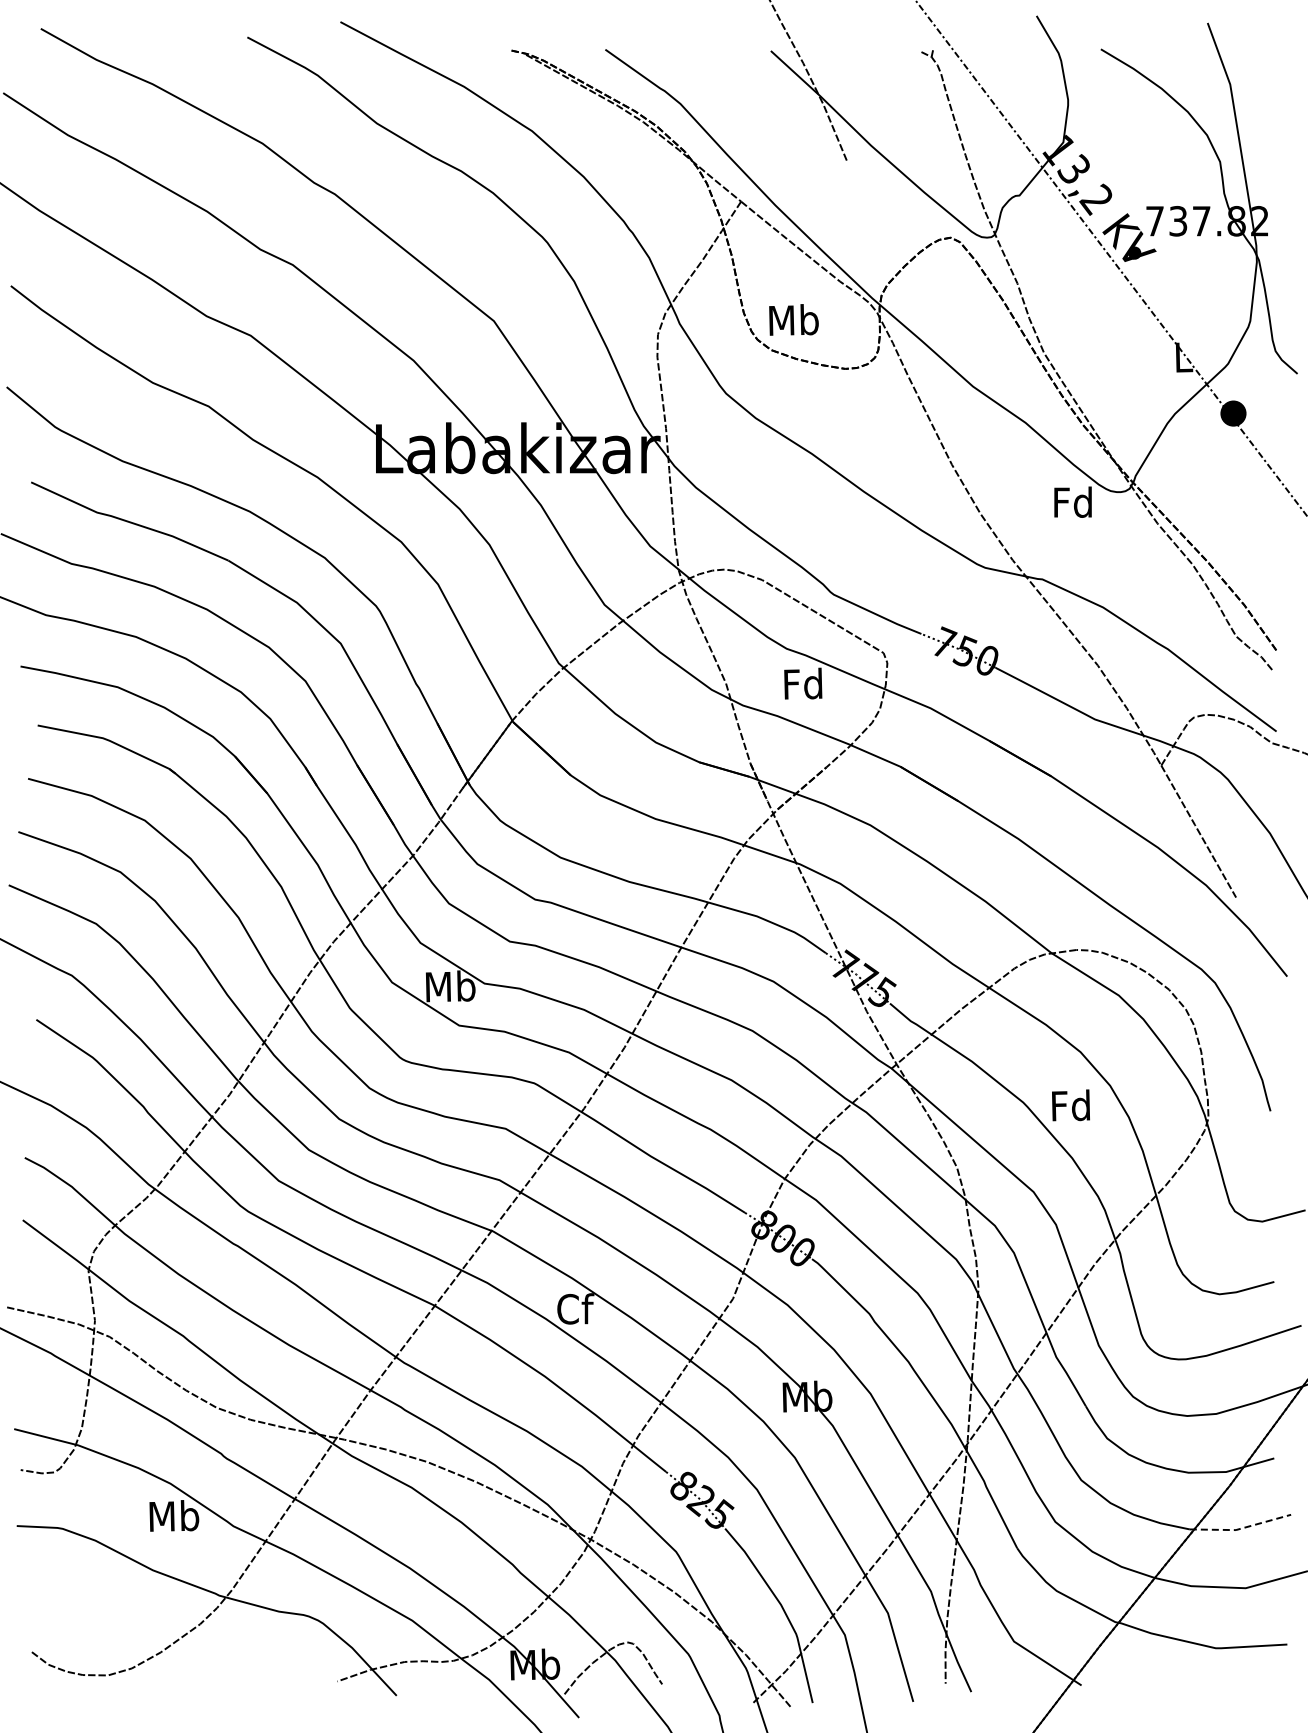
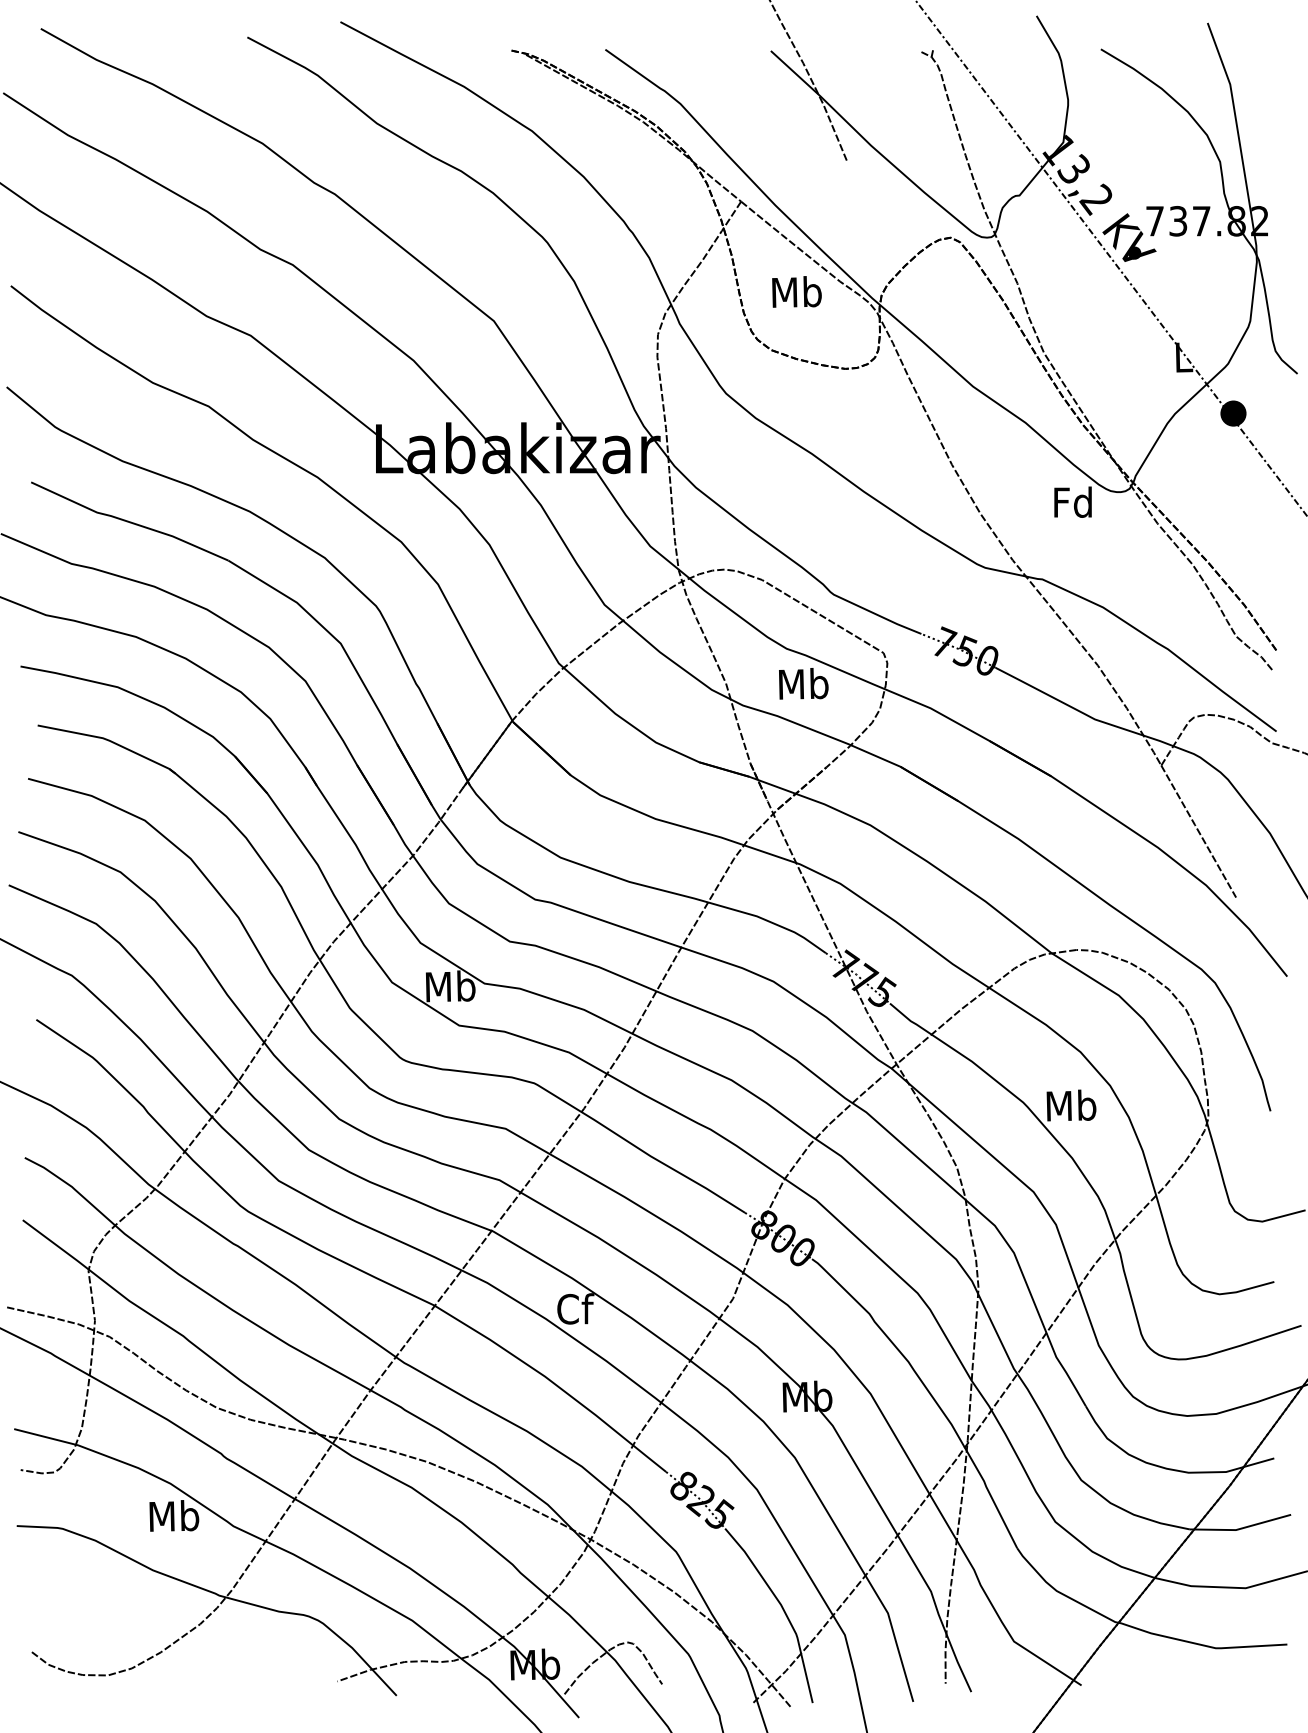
text position: (793, 319) -> (796, 291) (796, 291)
text: Fd -> Mb (803, 683)
text: Fd -> Mb (1071, 1105)
line: dashed -> solid (1240, 1528)
